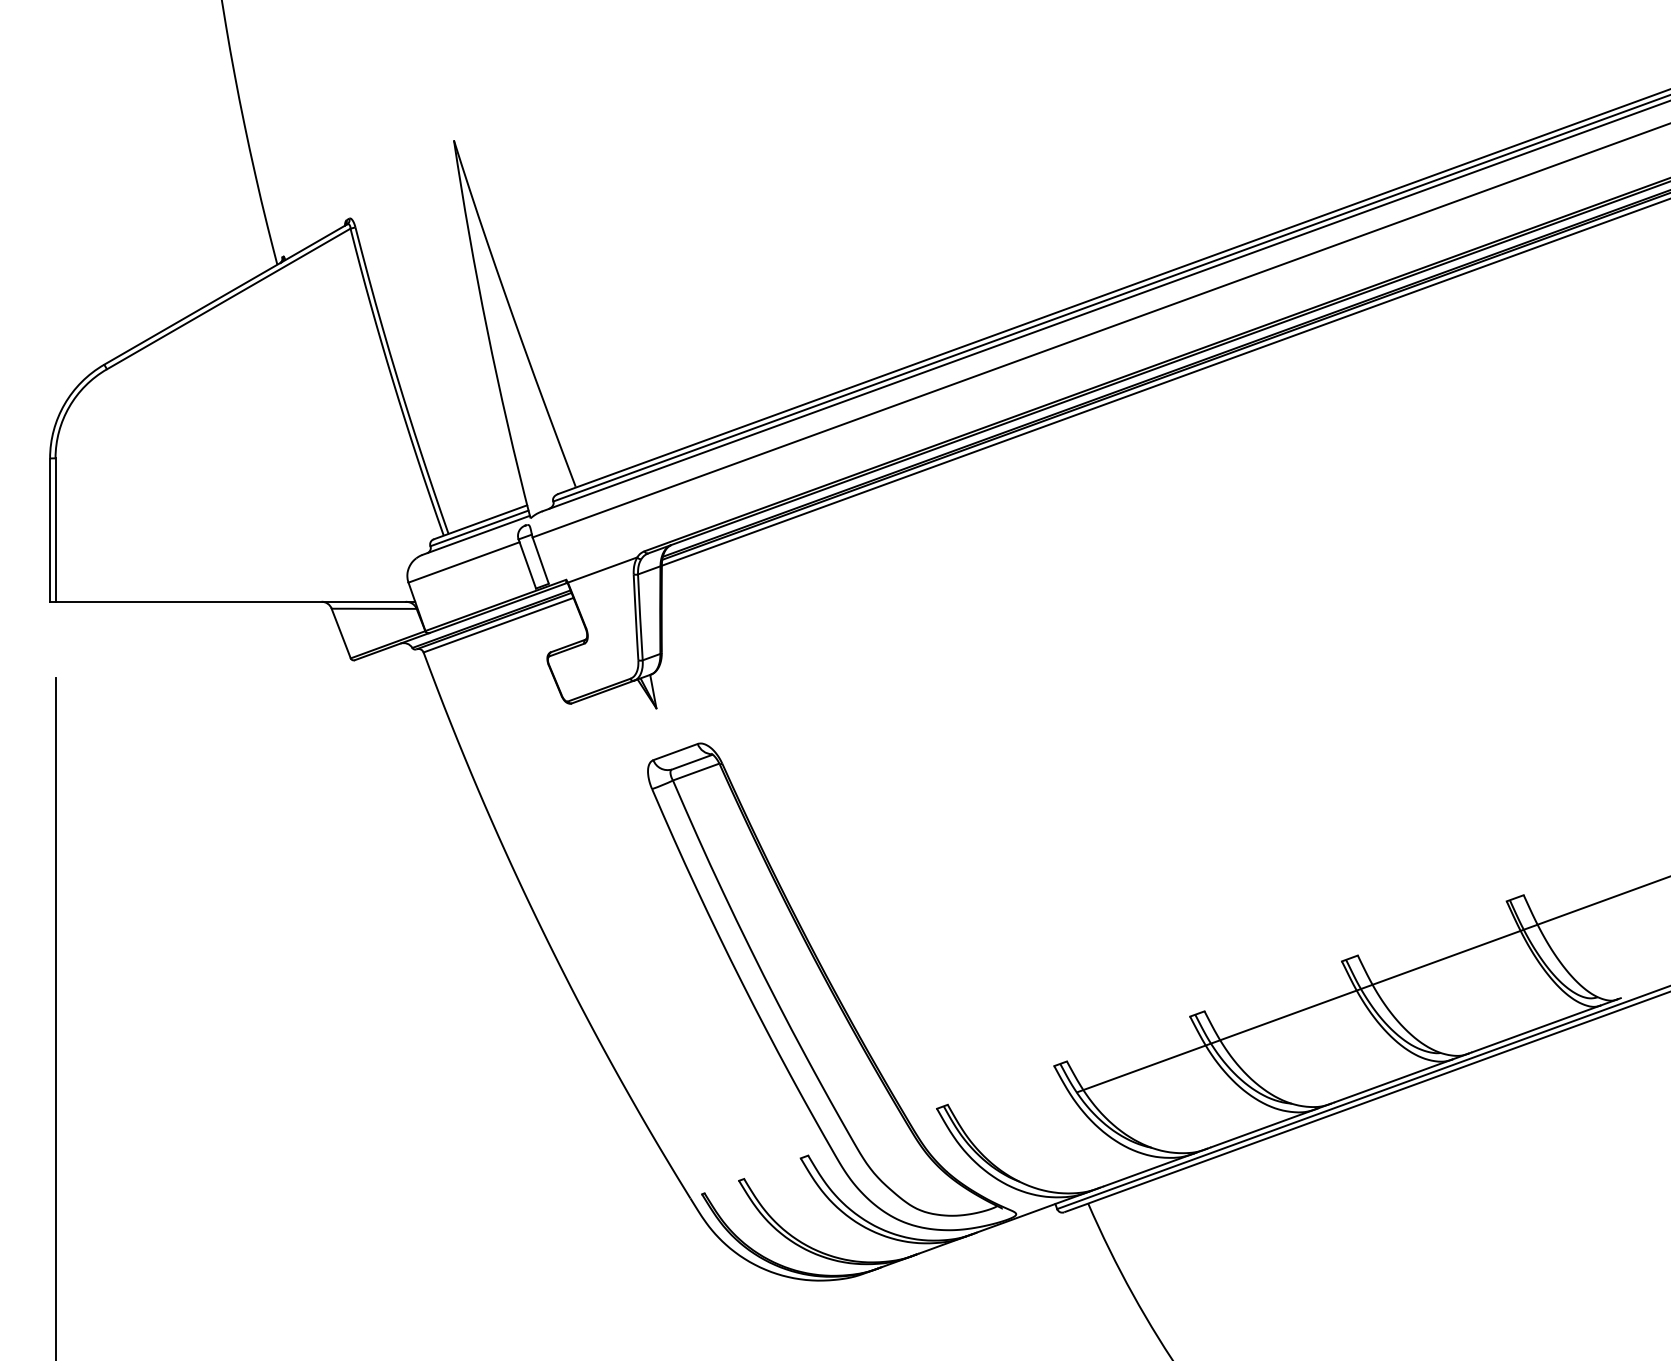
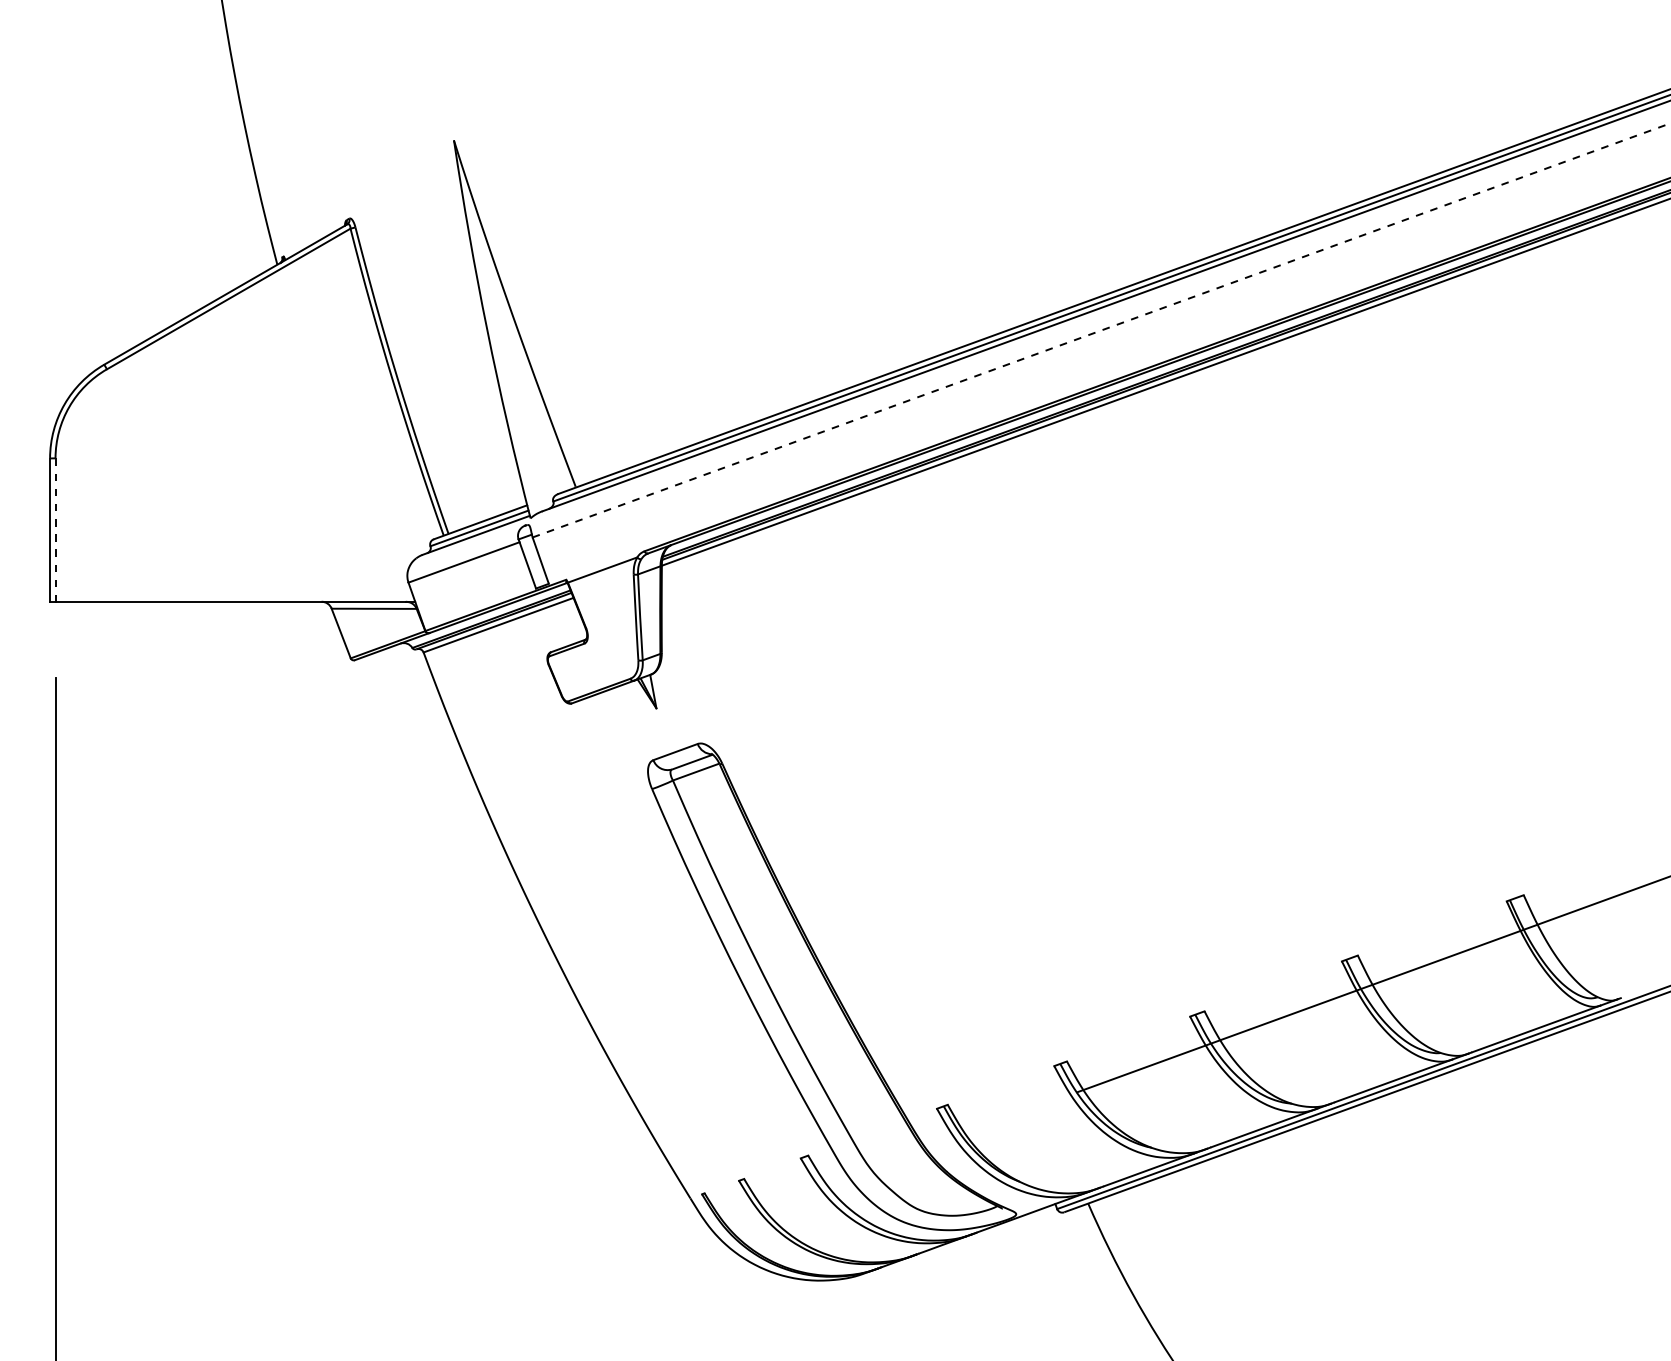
line: solid -> dashed (1101, 330)
line: solid -> dashed (55, 530)
